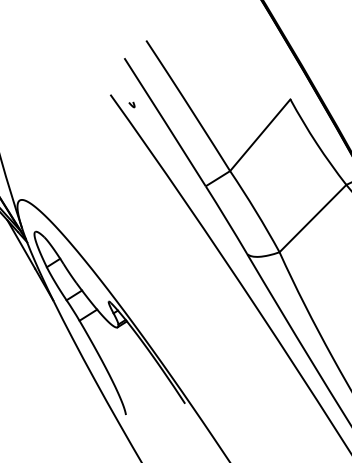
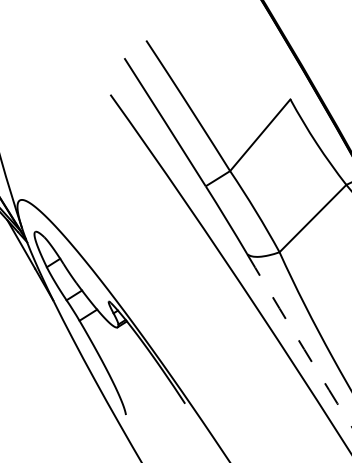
curve: present -> none (131, 104)
arc: solid -> dashed (299, 340)
